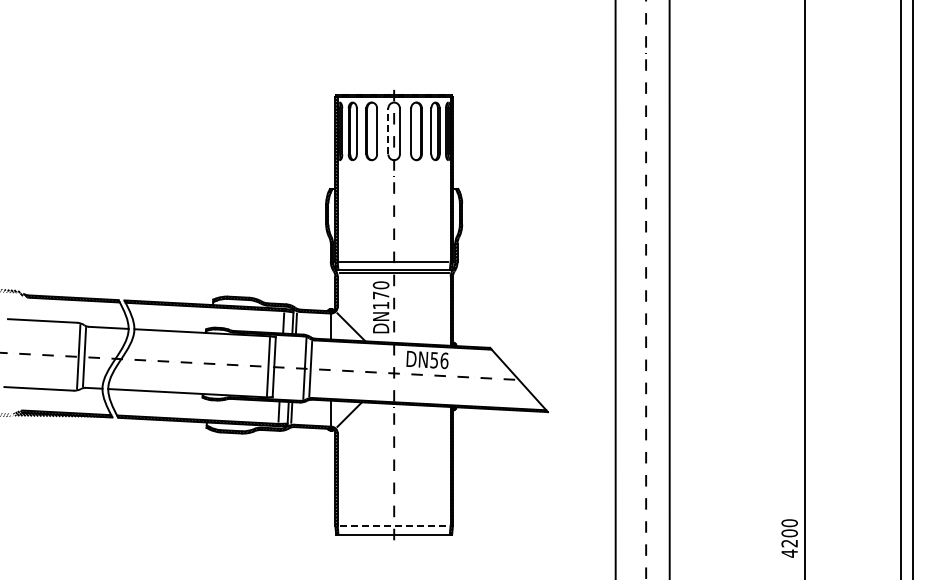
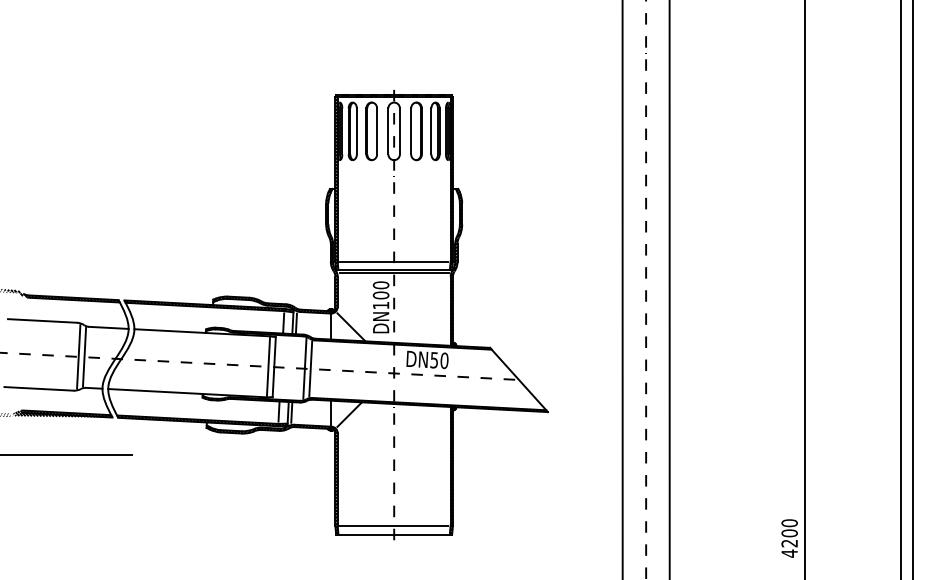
line: dashed -> solid (388, 130)
line position: (615, 289) -> (622, 289) (622, 289)
text: DN170 -> DN100 (380, 295)
text: DN56 -> DN50 (444, 360)
line: none -> present (66, 454)
line: dashed -> solid (394, 525)
